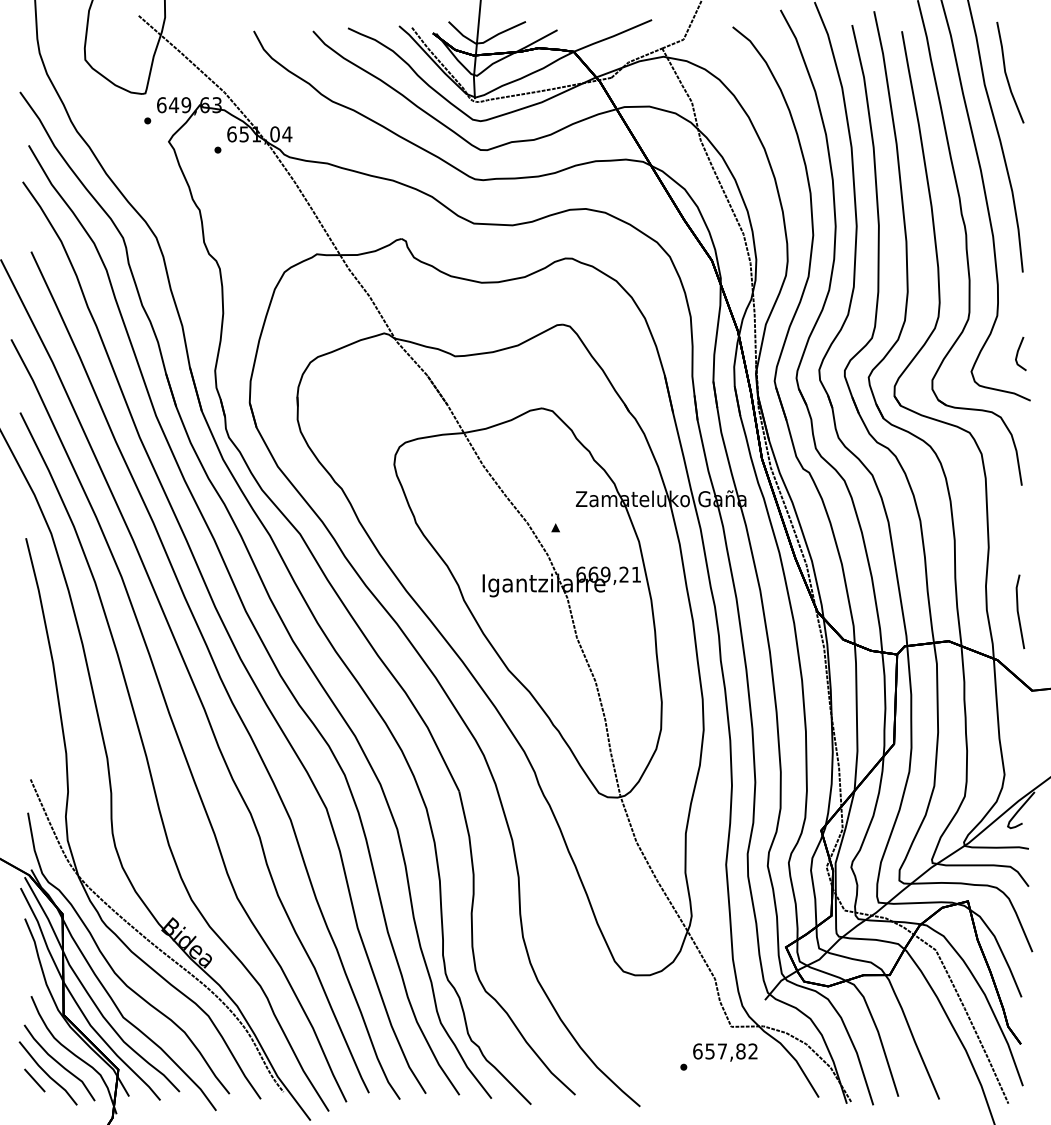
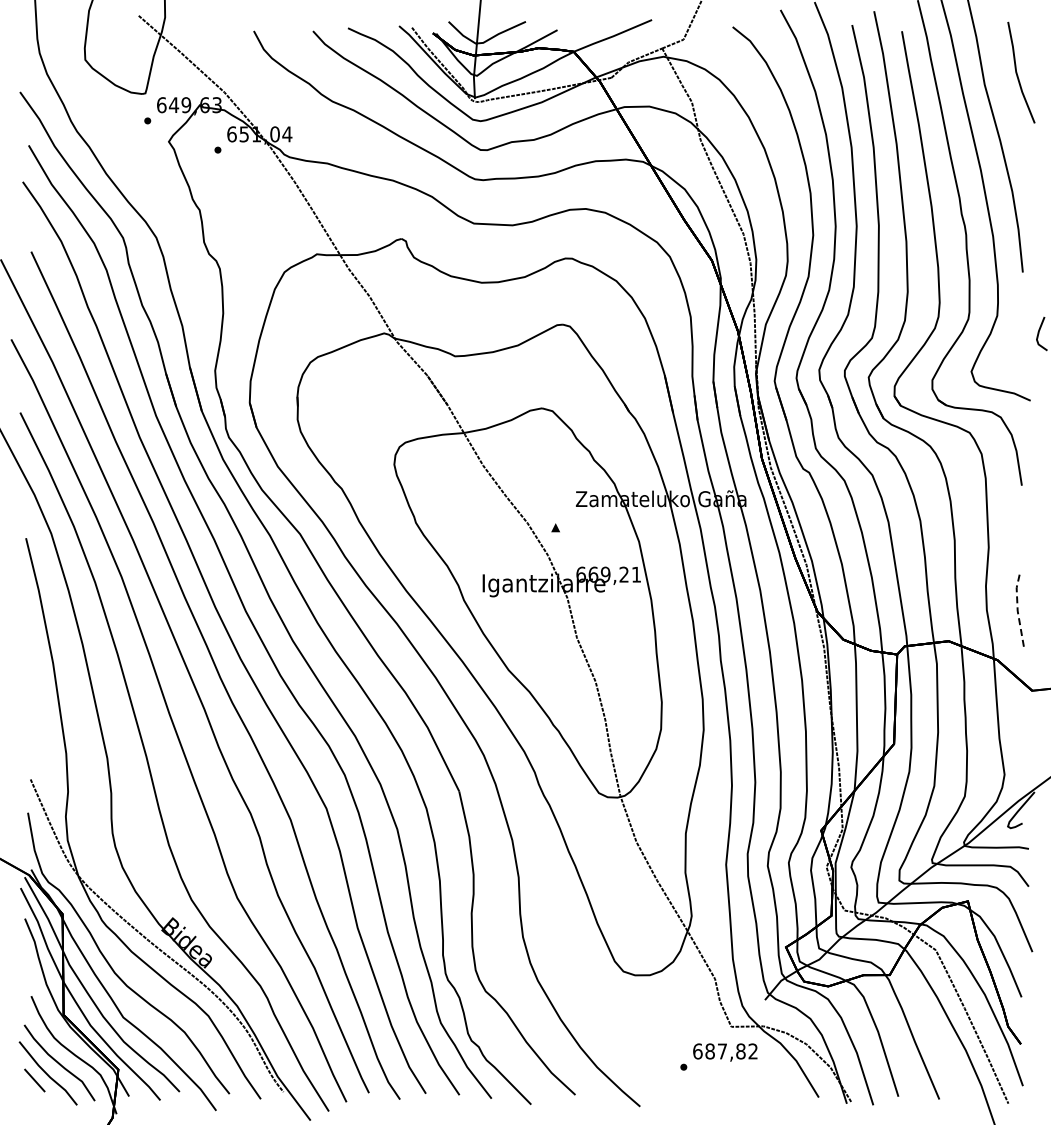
line position: (1006, 72) -> (1017, 72) (1017, 72)
line position: (1018, 354) -> (1039, 334) (1039, 334)
line: solid -> dashed (1017, 610)
text: 657,82 -> 687,82 (709, 1051)
